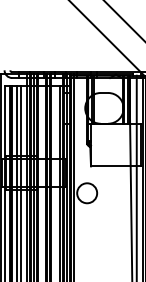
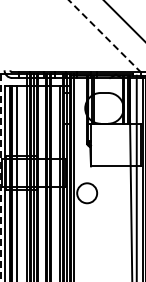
line: solid -> dashed (107, 39)
line: solid -> dashed (0, 177)
line: present -> none (20, 182)
